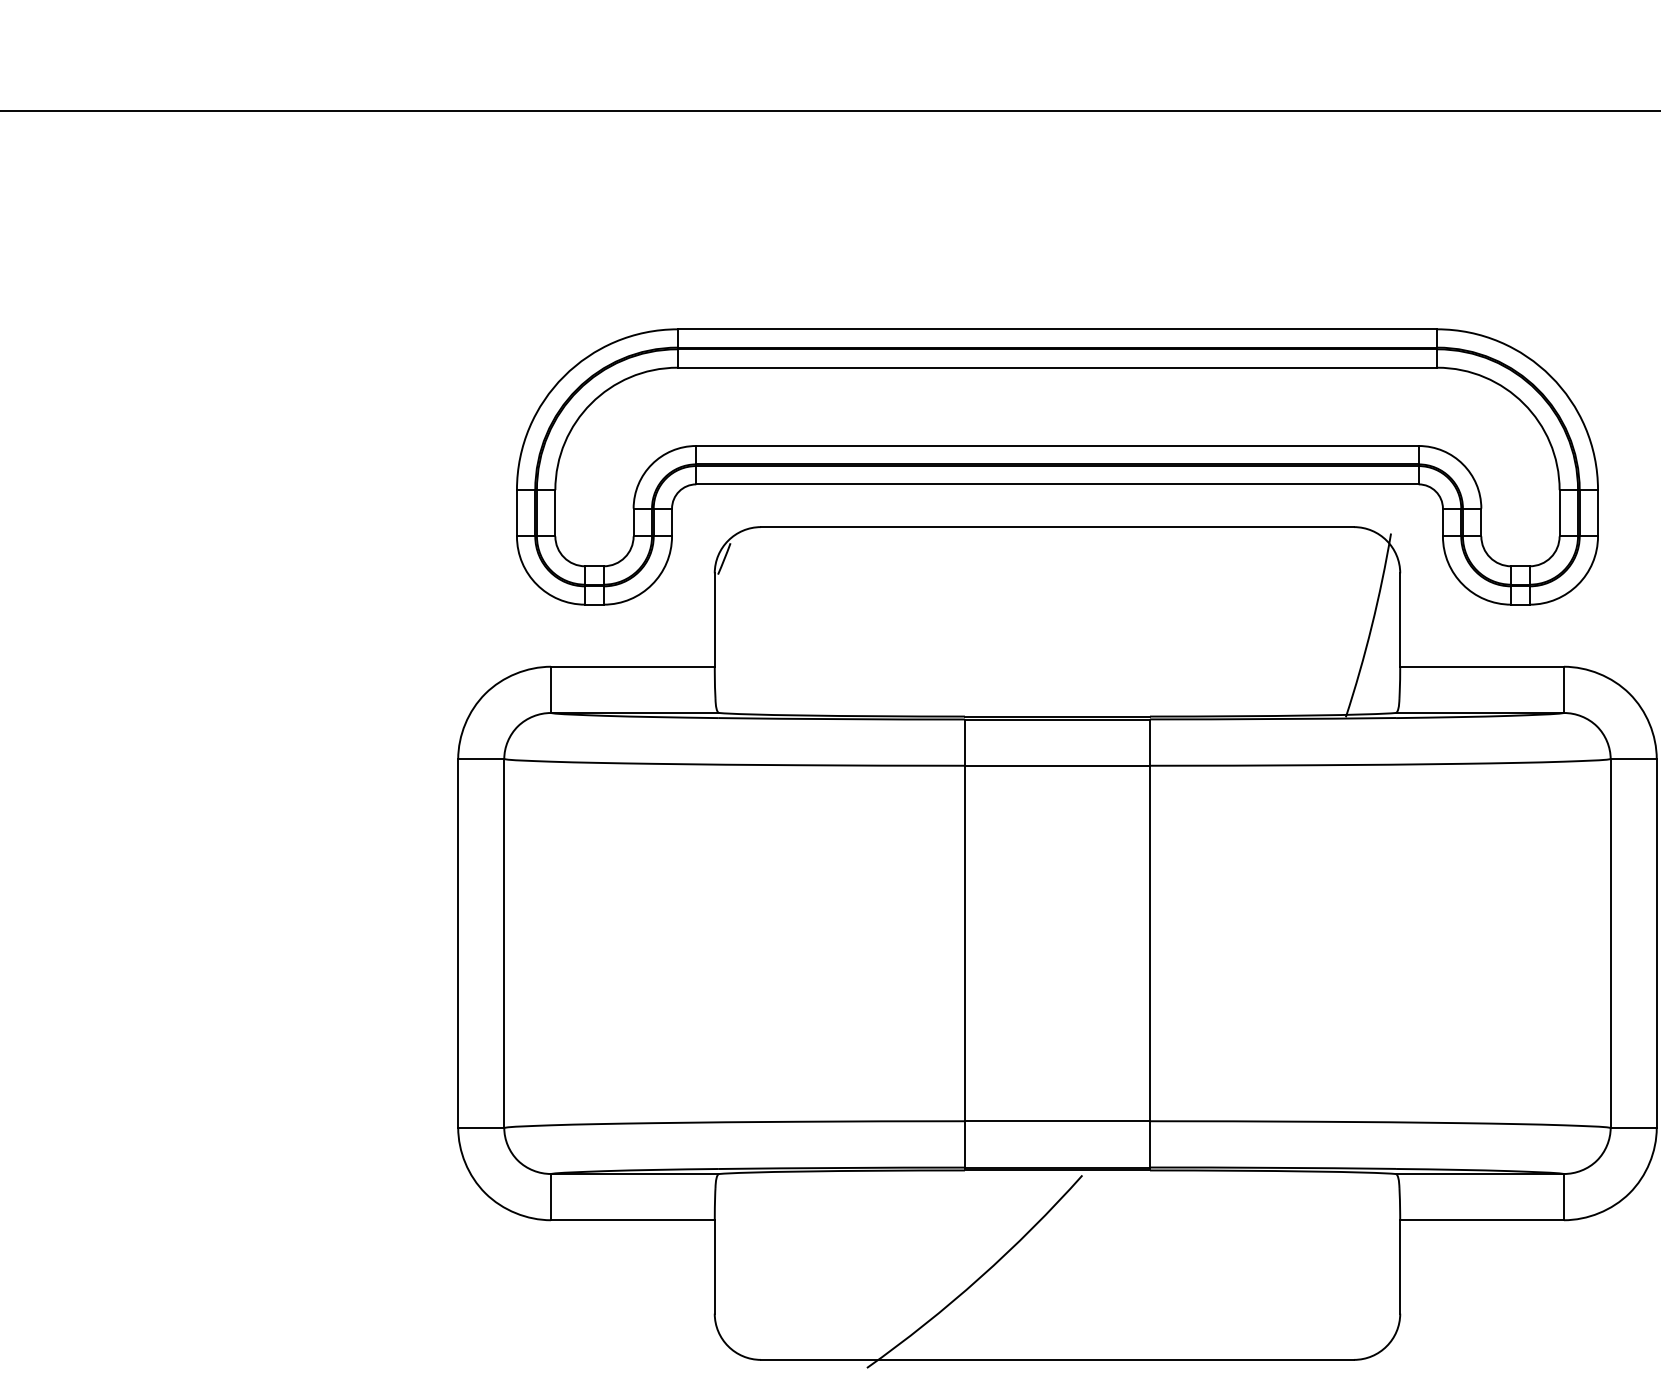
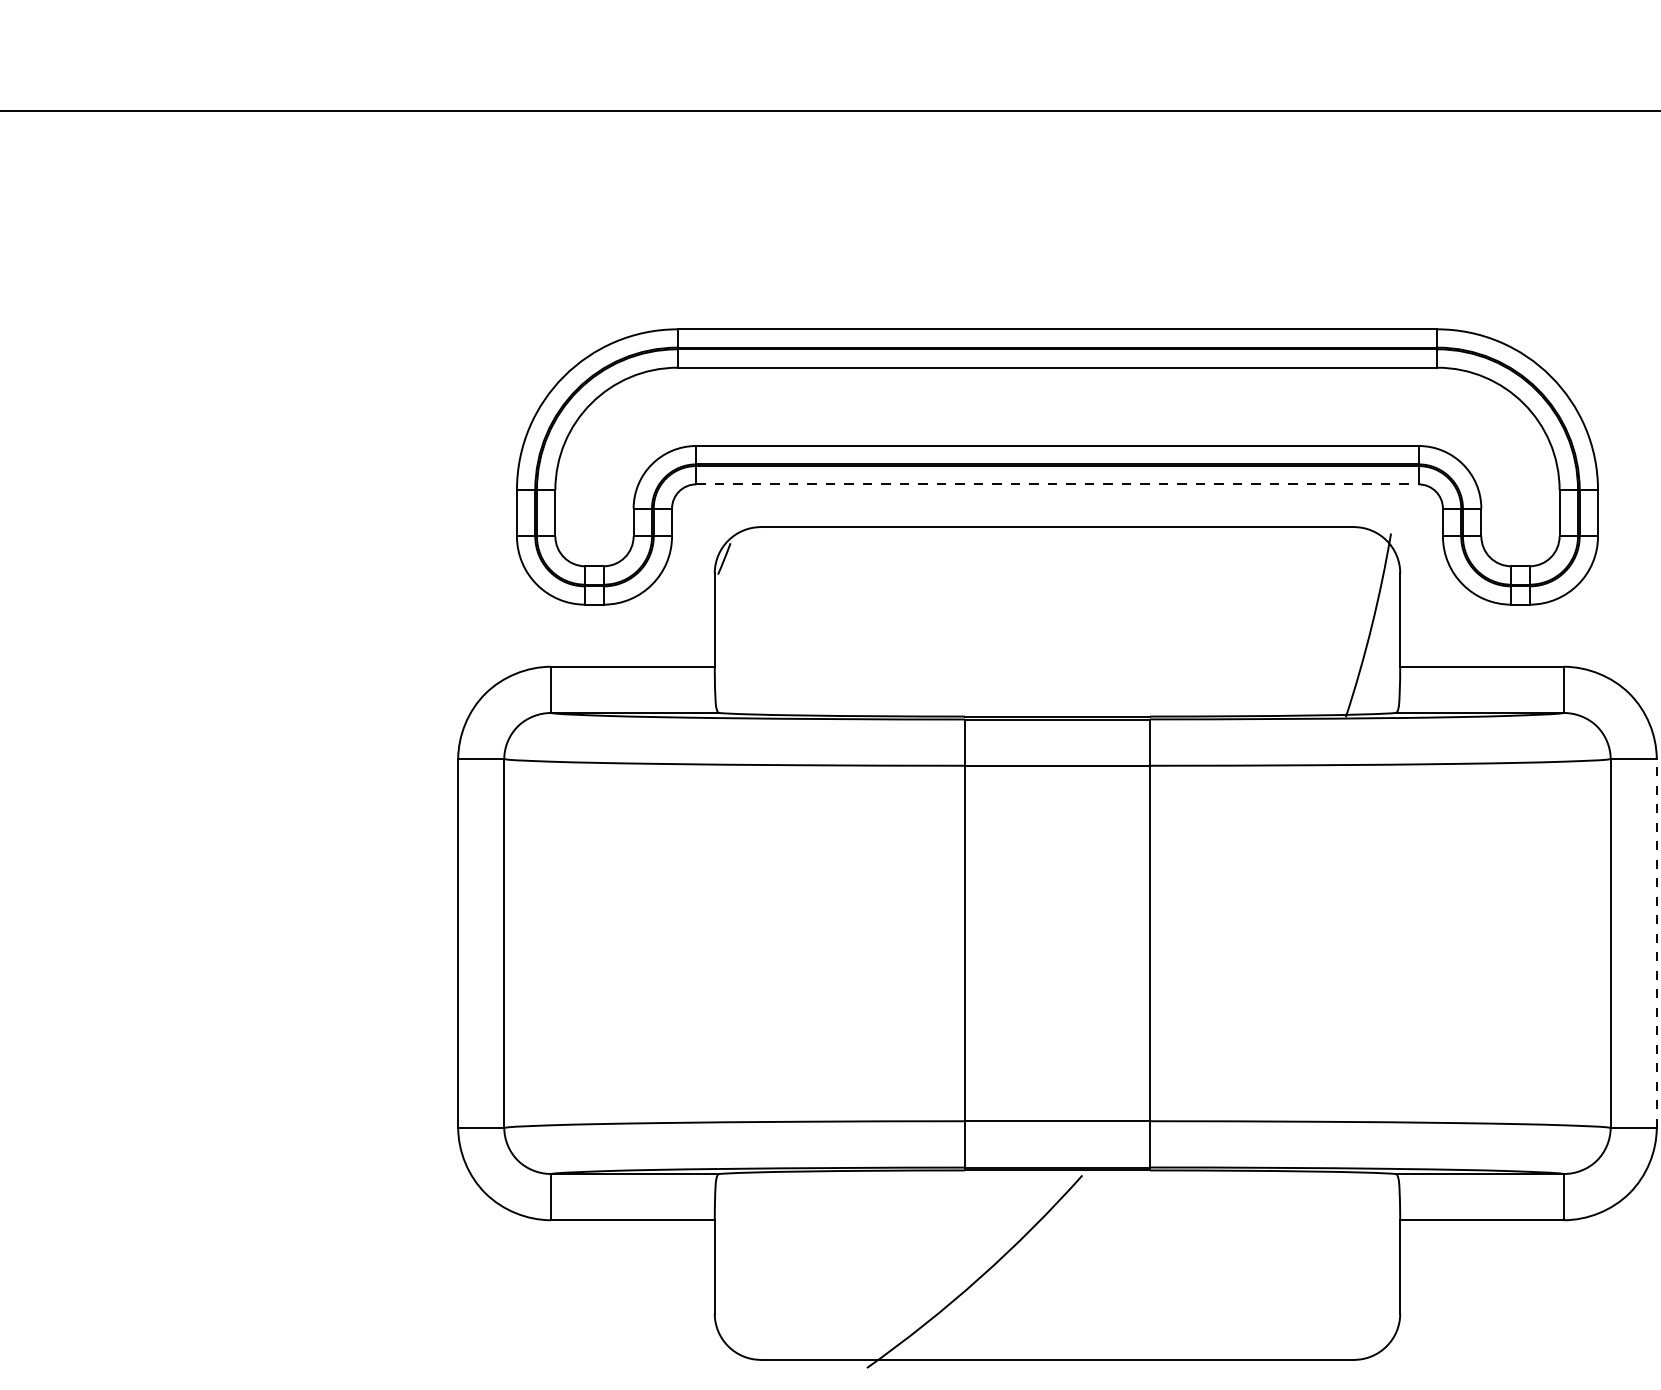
line: solid -> dashed (1057, 484)
line: solid -> dashed (1656, 943)
